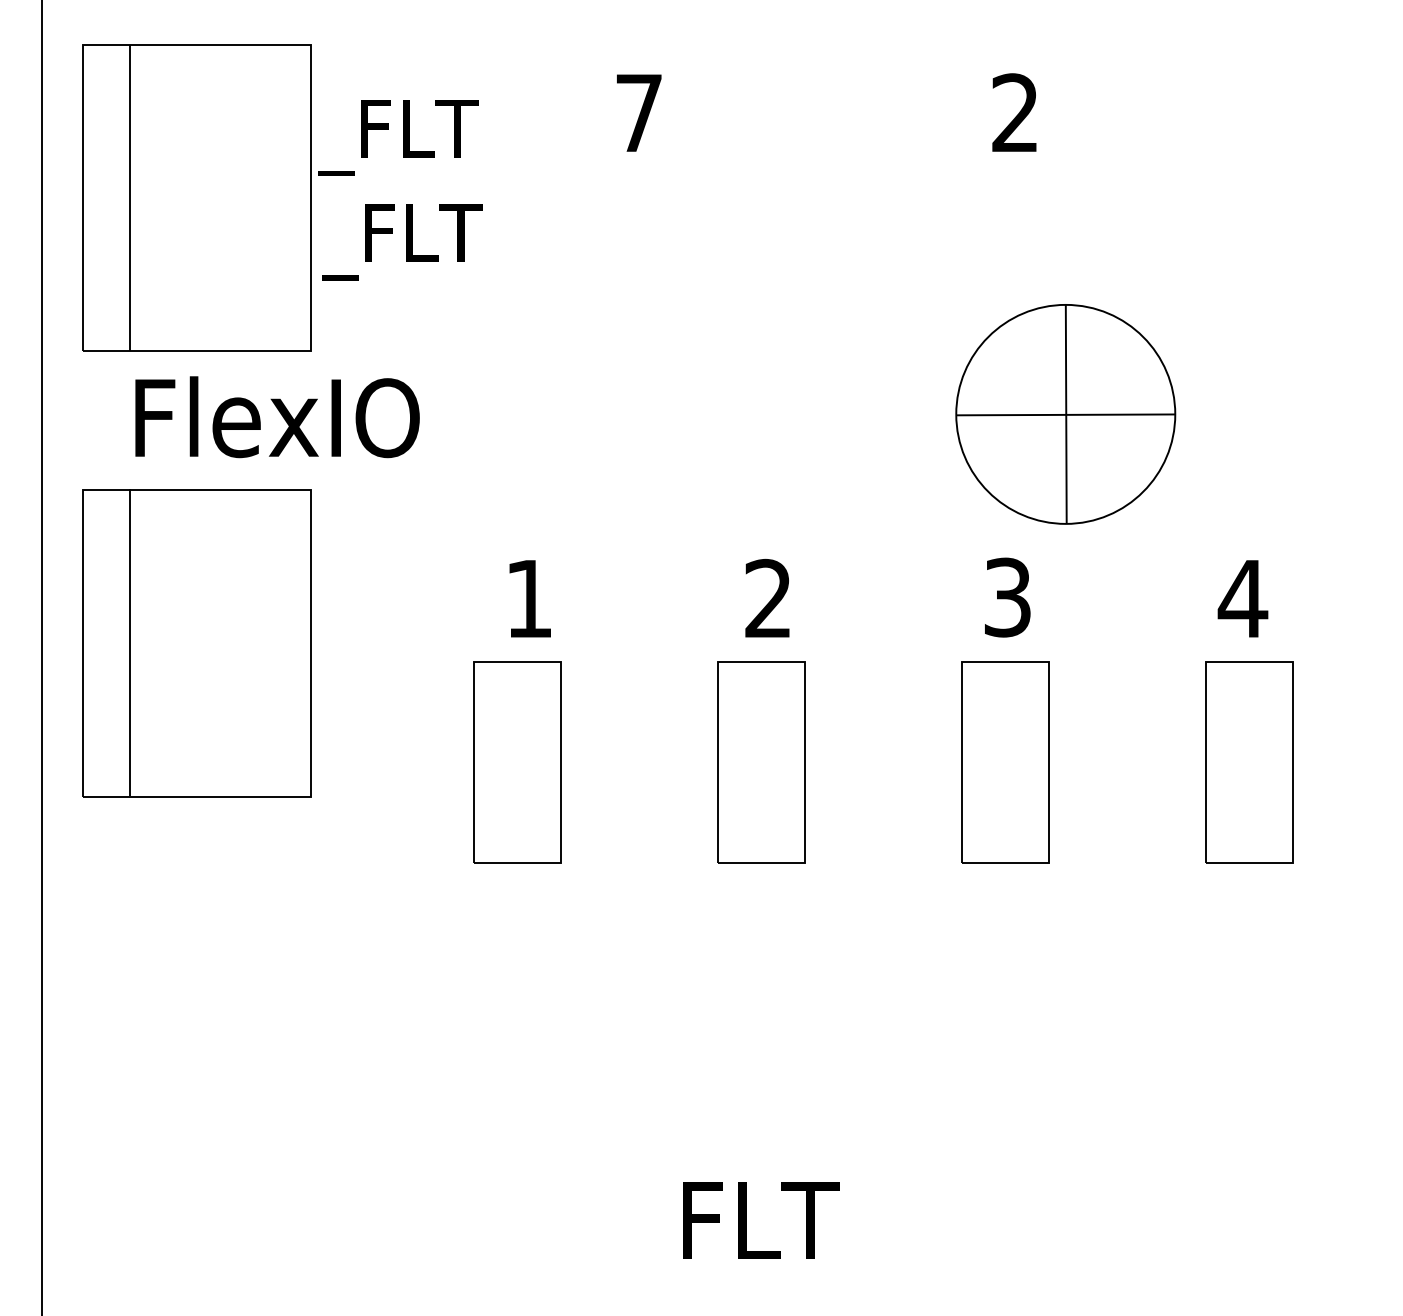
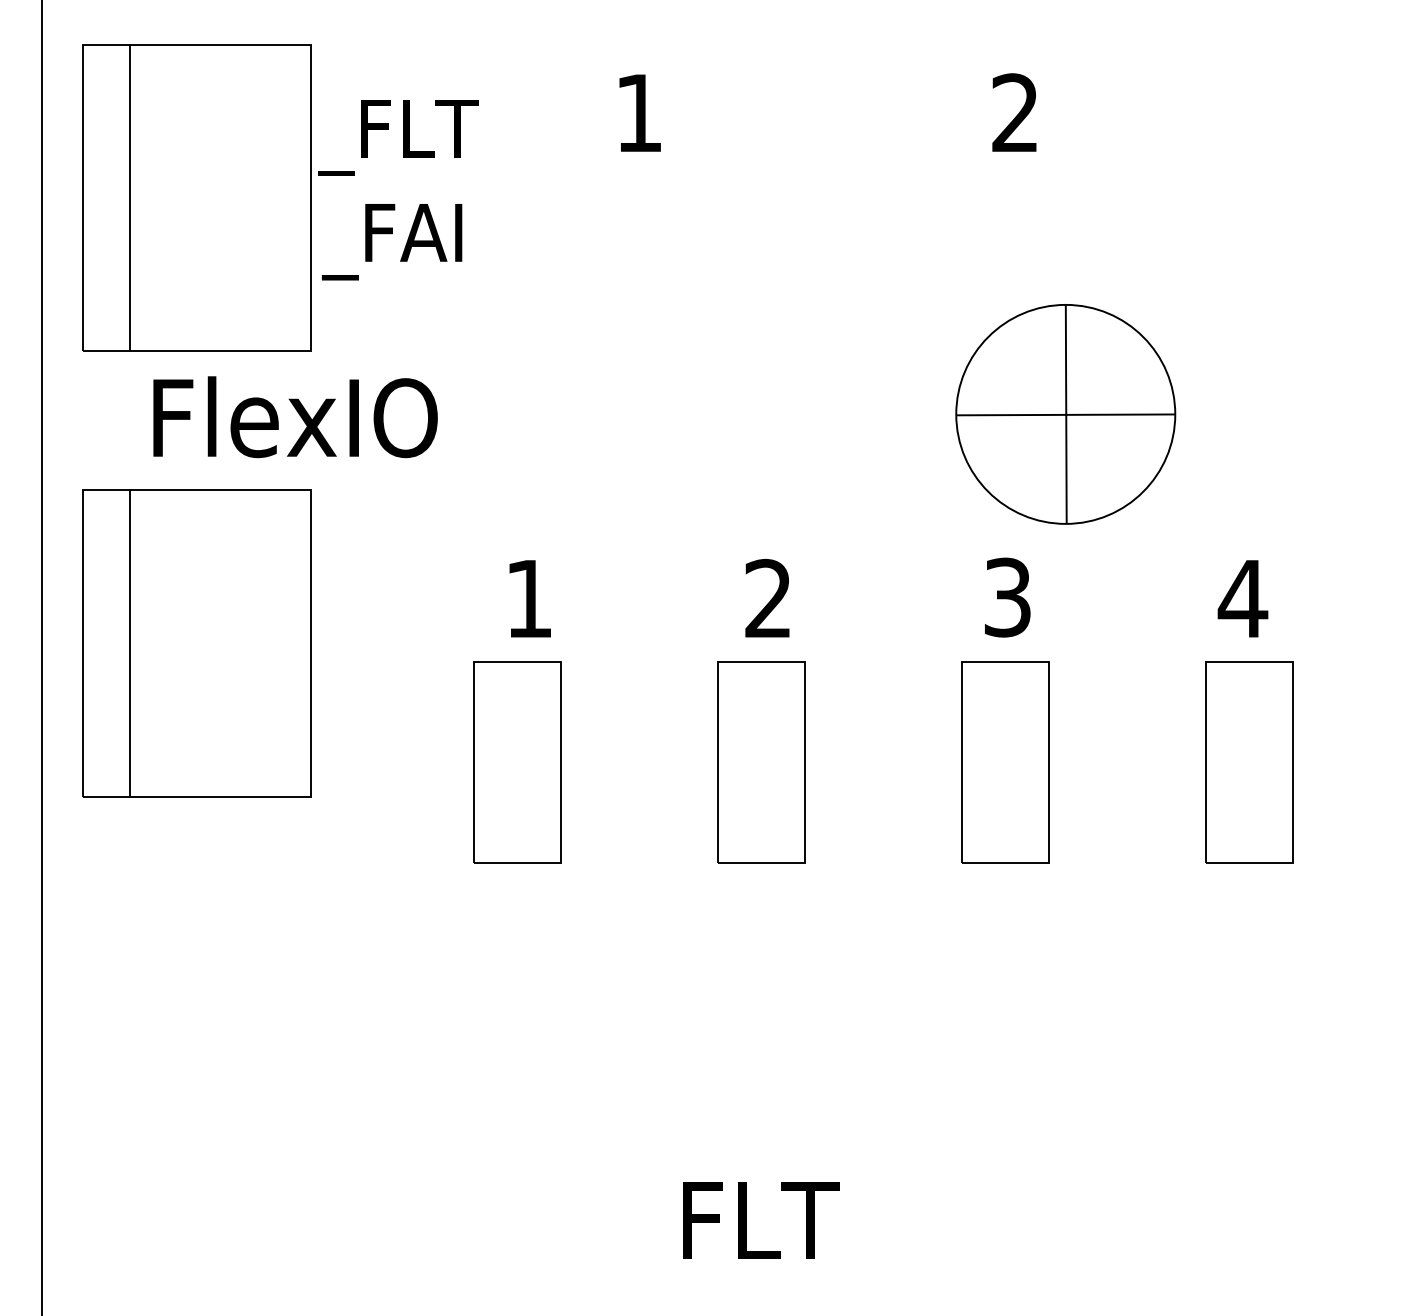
text: 7 -> 1 (638, 112)
text: _FLT -> _FAI (401, 242)
text position: (277, 417) -> (295, 417) (295, 417)
